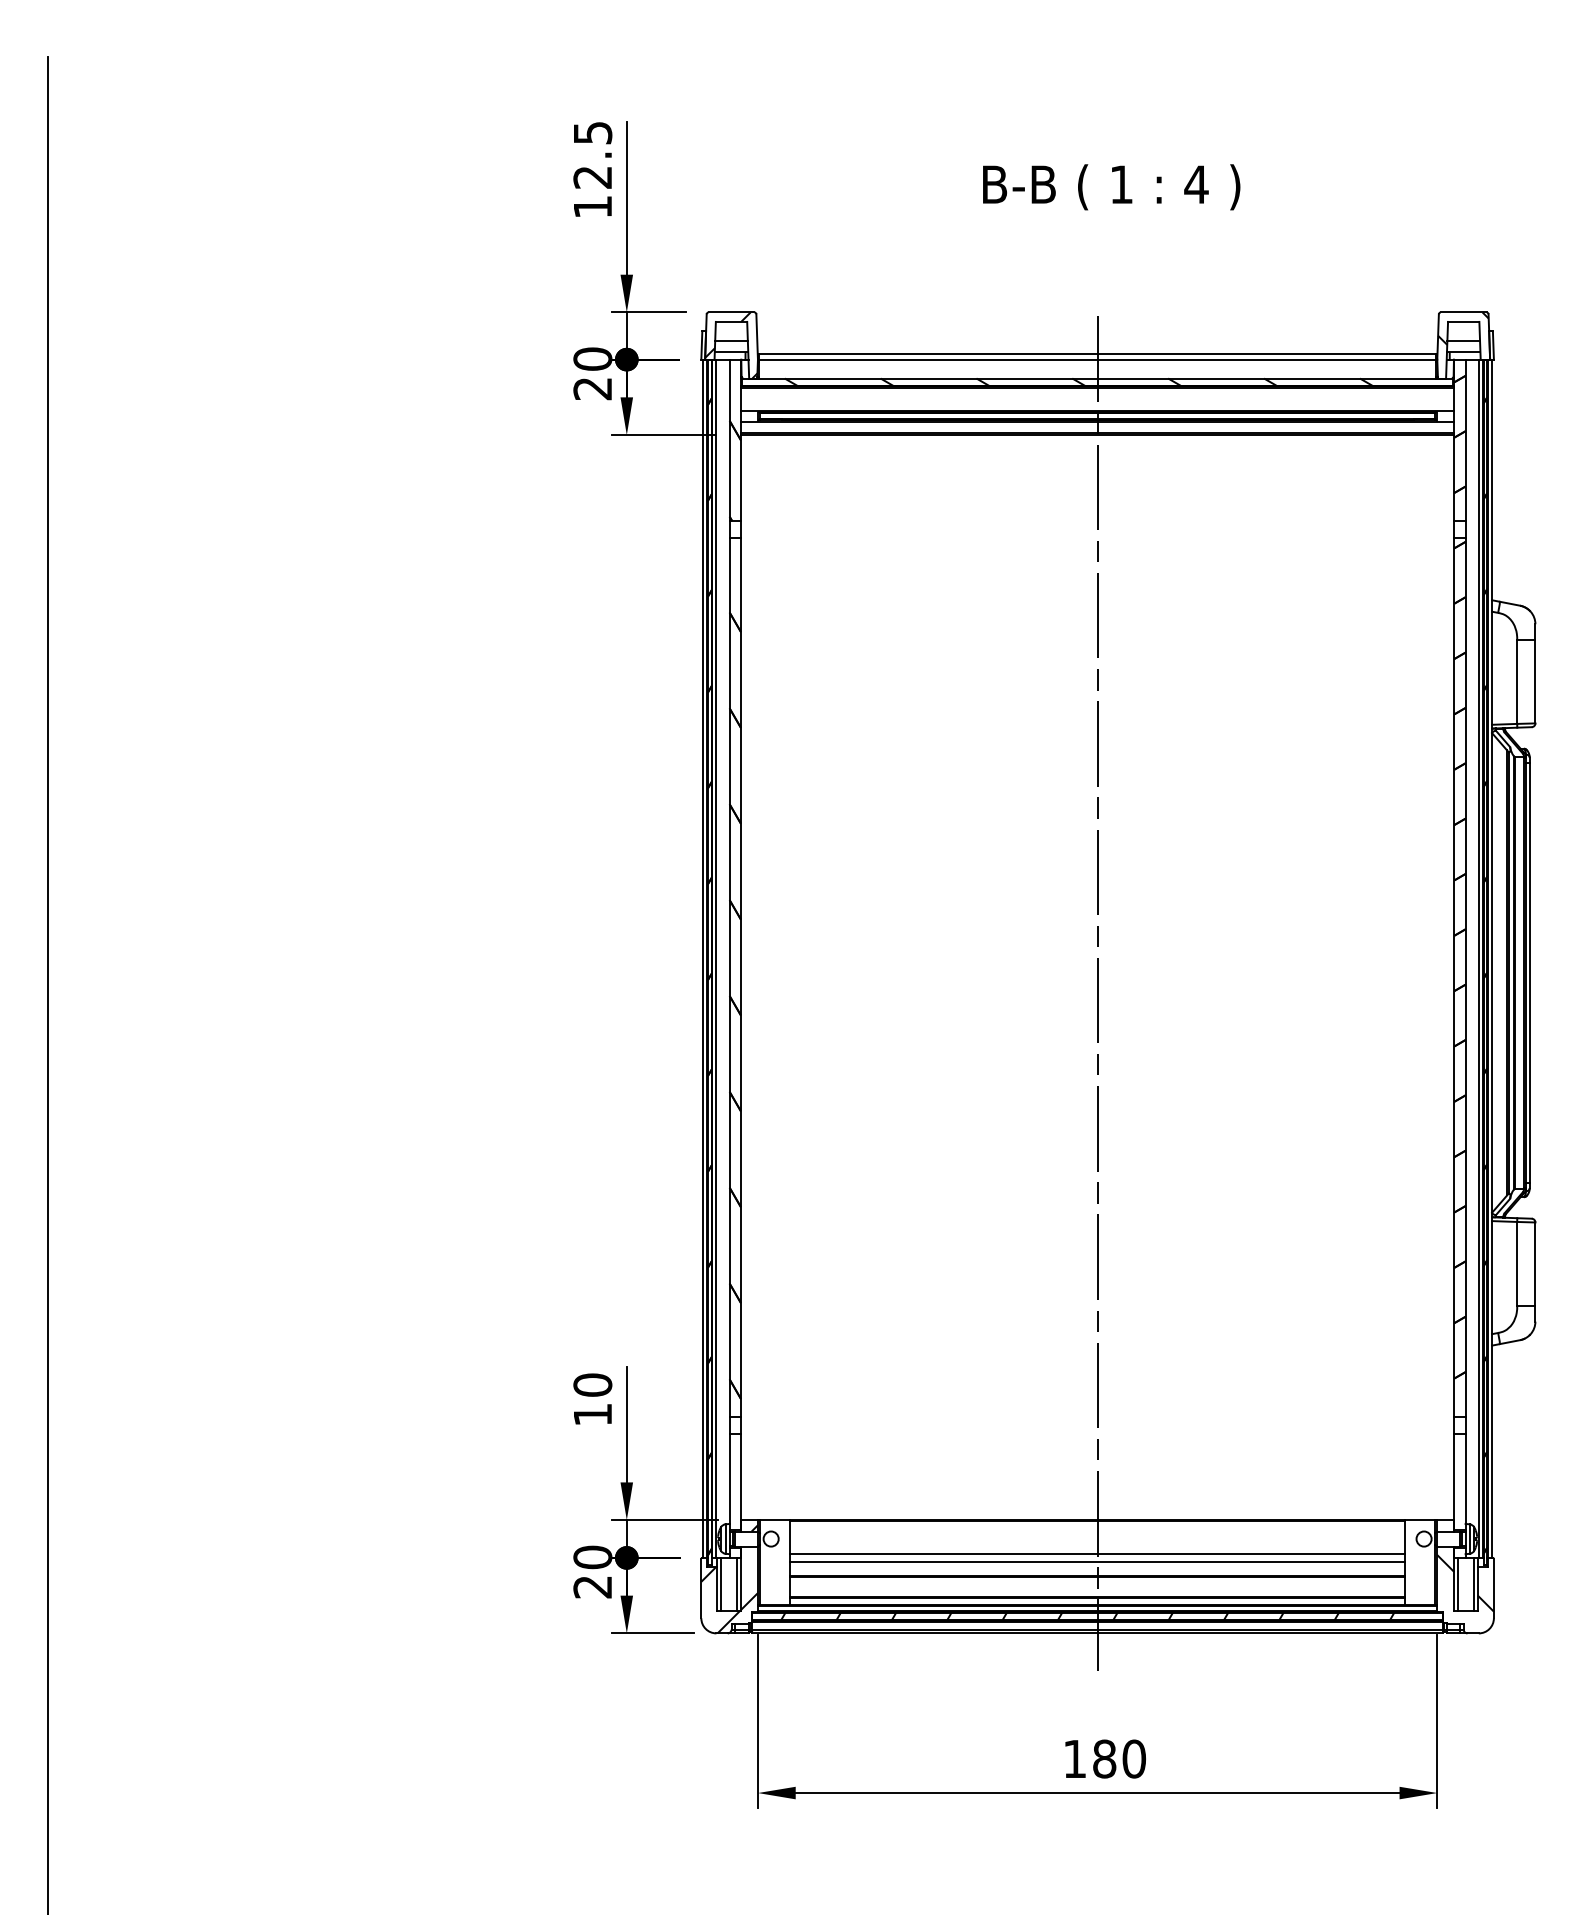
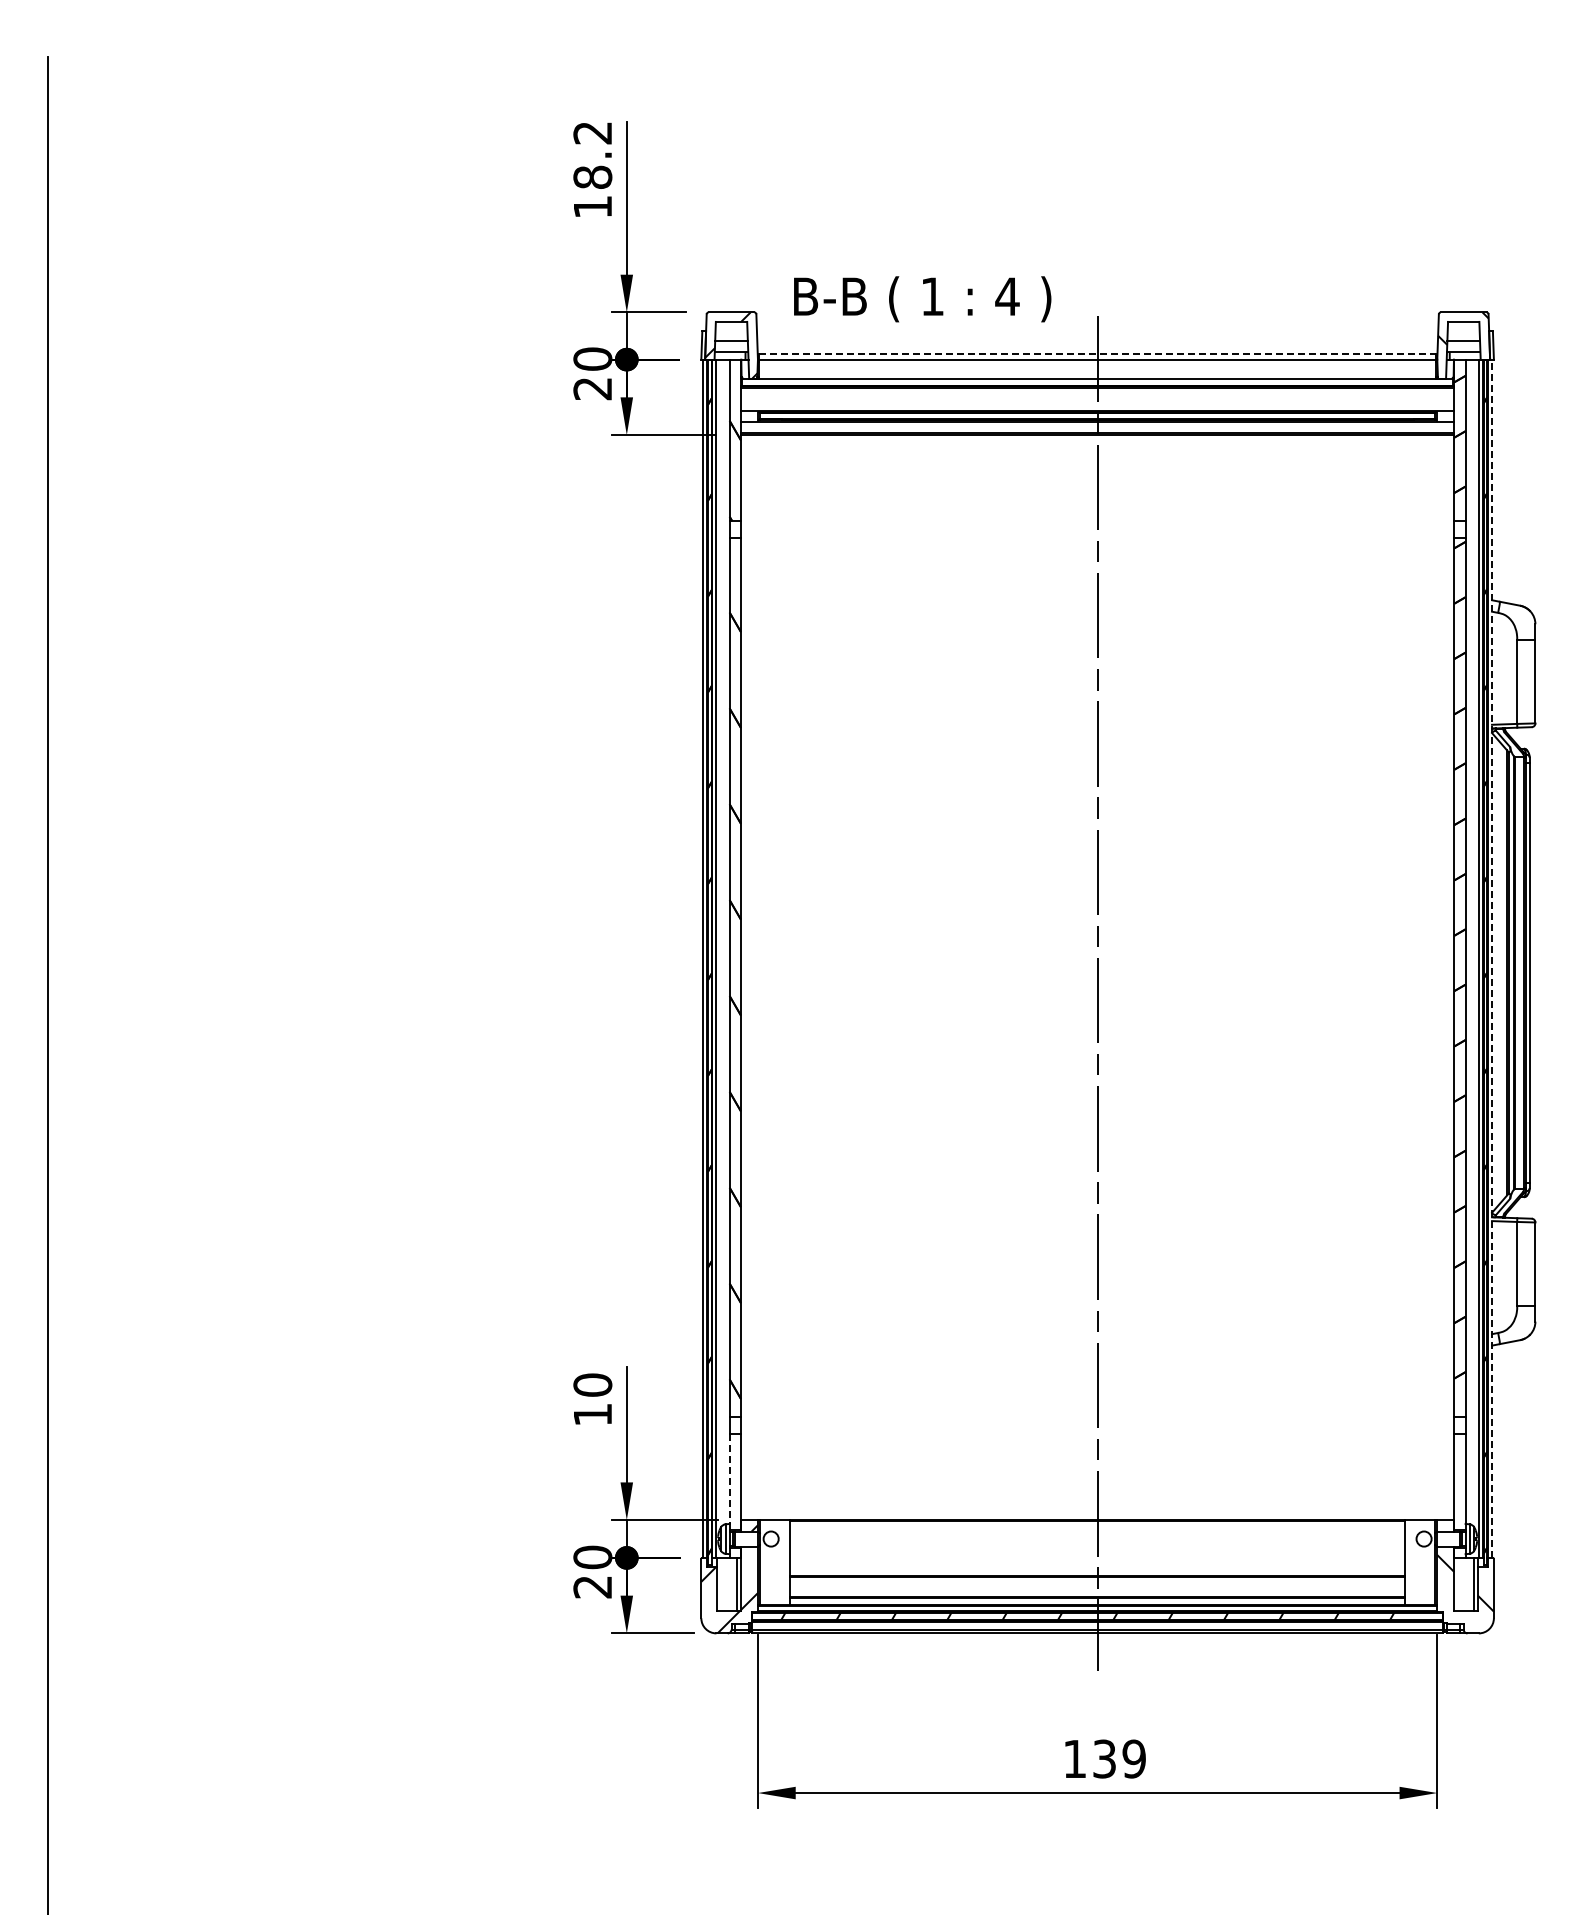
text: 12.5 -> 18.2 (592, 155)
text position: (1111, 187) -> (922, 299) (922, 299)
line: solid -> dashed (1097, 353)
hatch: present -> none (1078, 382)
line: solid -> dashed (1492, 958)
line: solid -> dashed (729, 1479)
line: present -> none (1097, 1554)
line: present -> none (1097, 1561)
line: present -> none (721, 1583)
line: present -> none (1458, 1583)
text: 180 -> 139 (1119, 1758)
